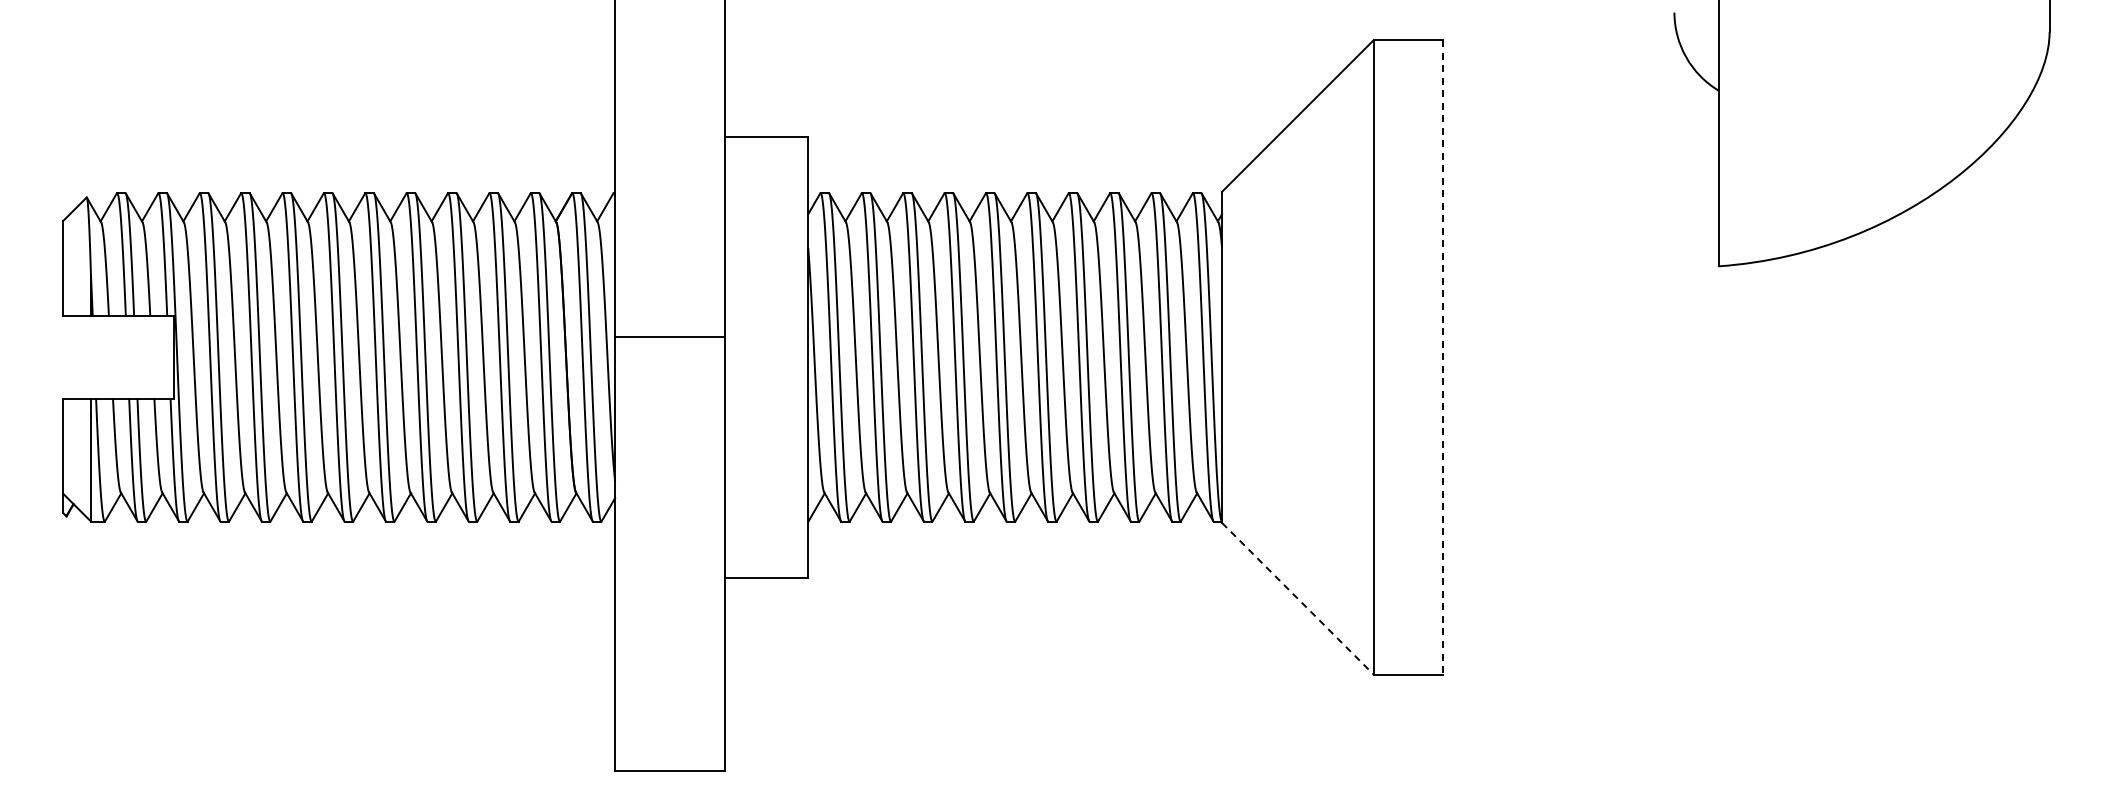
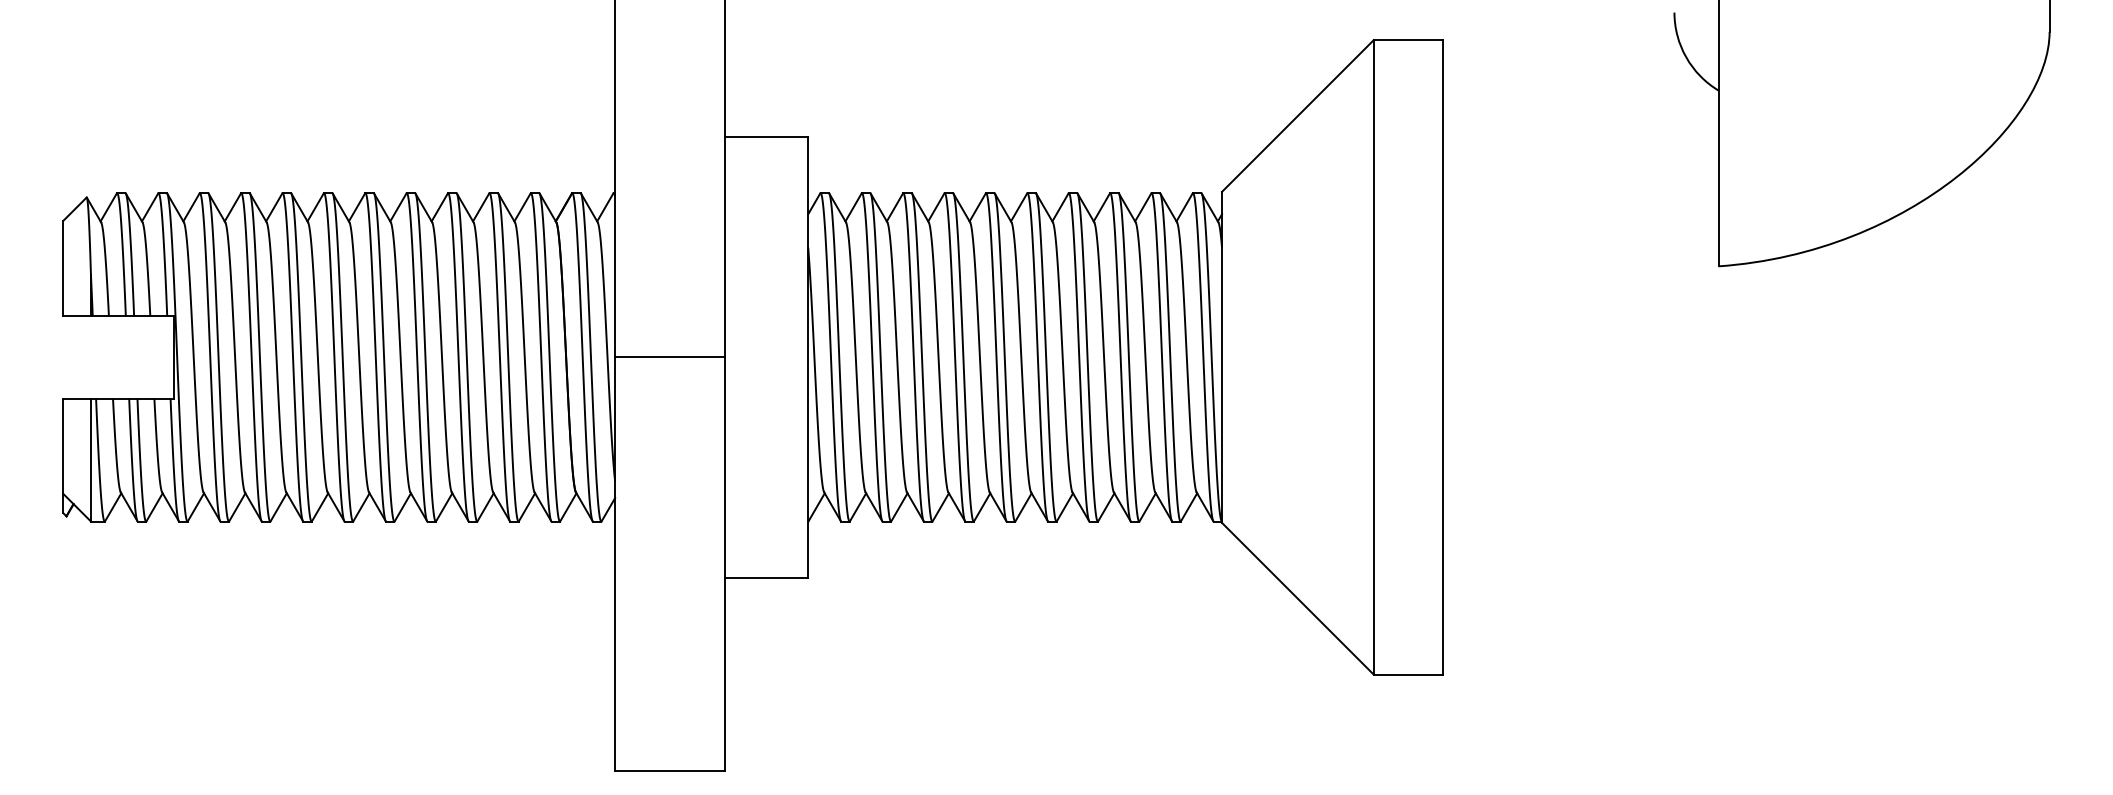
line position: (670, 337) -> (670, 357) (670, 357)
line: dashed -> solid (1442, 357)
line: dashed -> solid (1298, 599)
